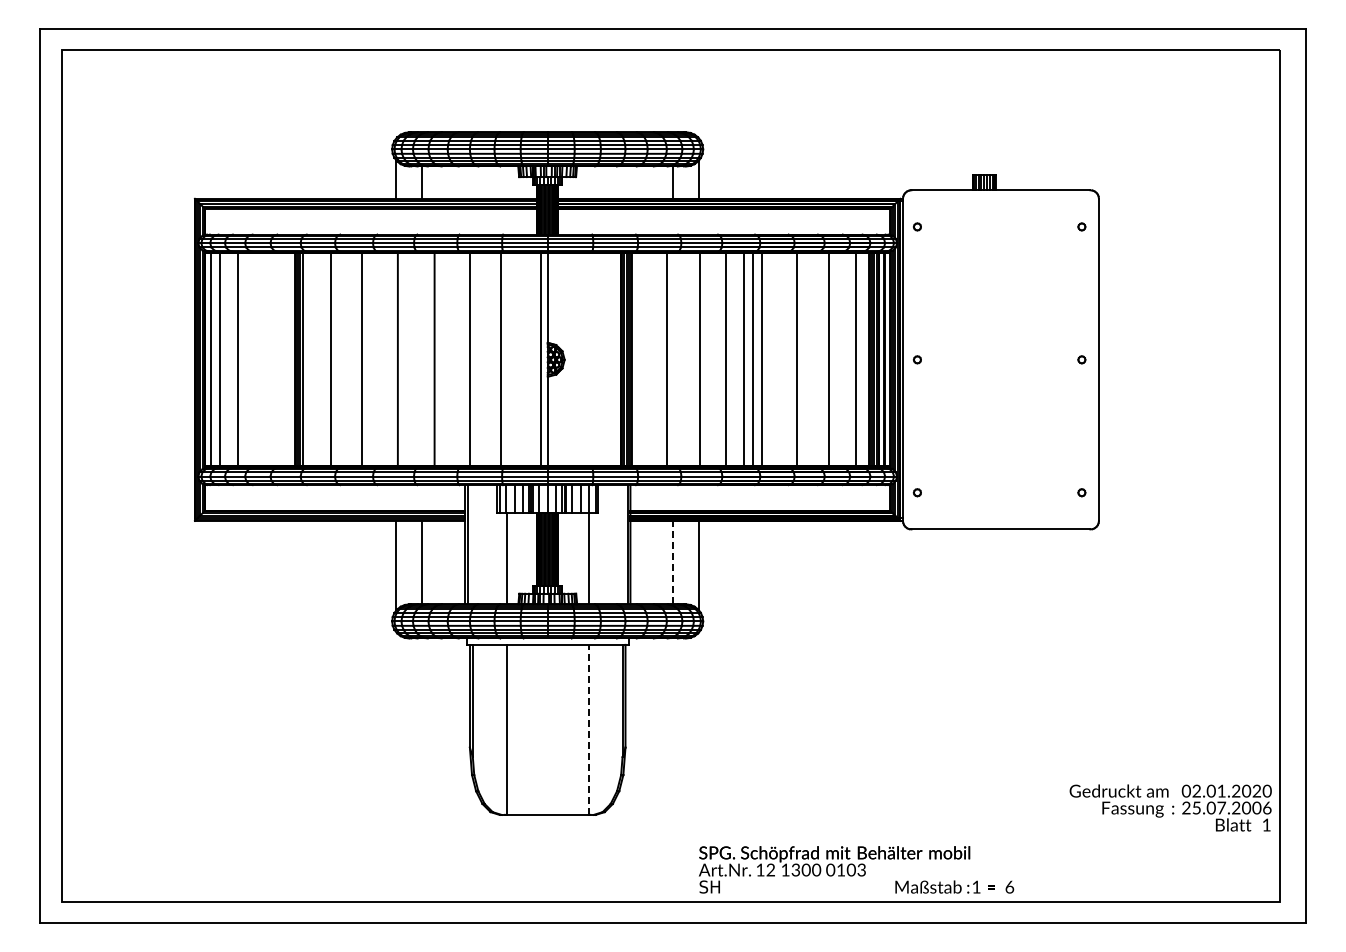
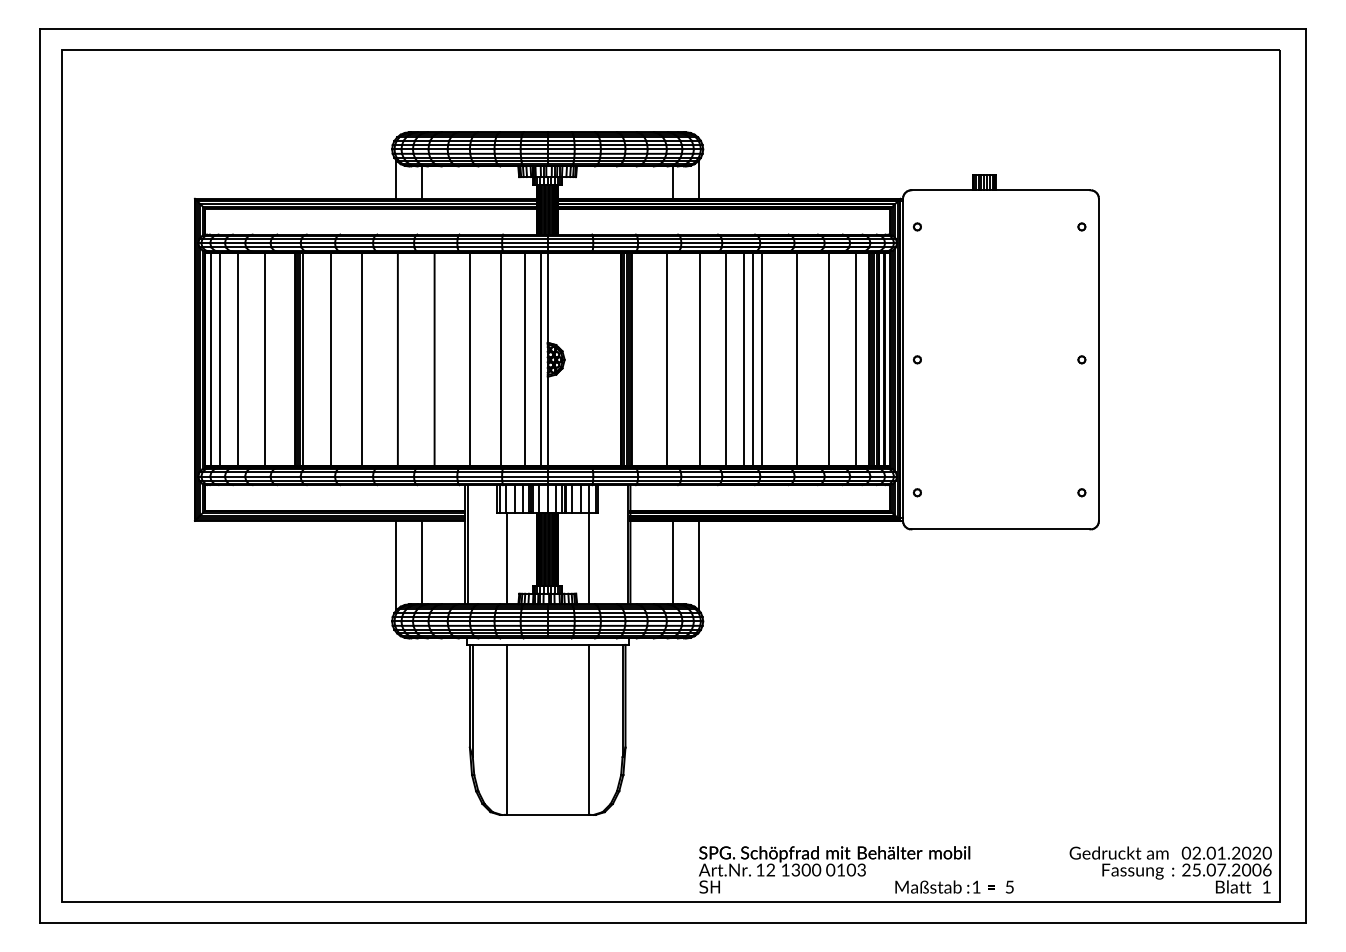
line: none -> present (264, 359)
line: none -> present (525, 359)
line: dashed -> solid (673, 562)
line: dashed -> solid (588, 729)
text position: (1170, 807) -> (1170, 869) (1170, 869)
text: 6 -> 5 (1009, 886)
